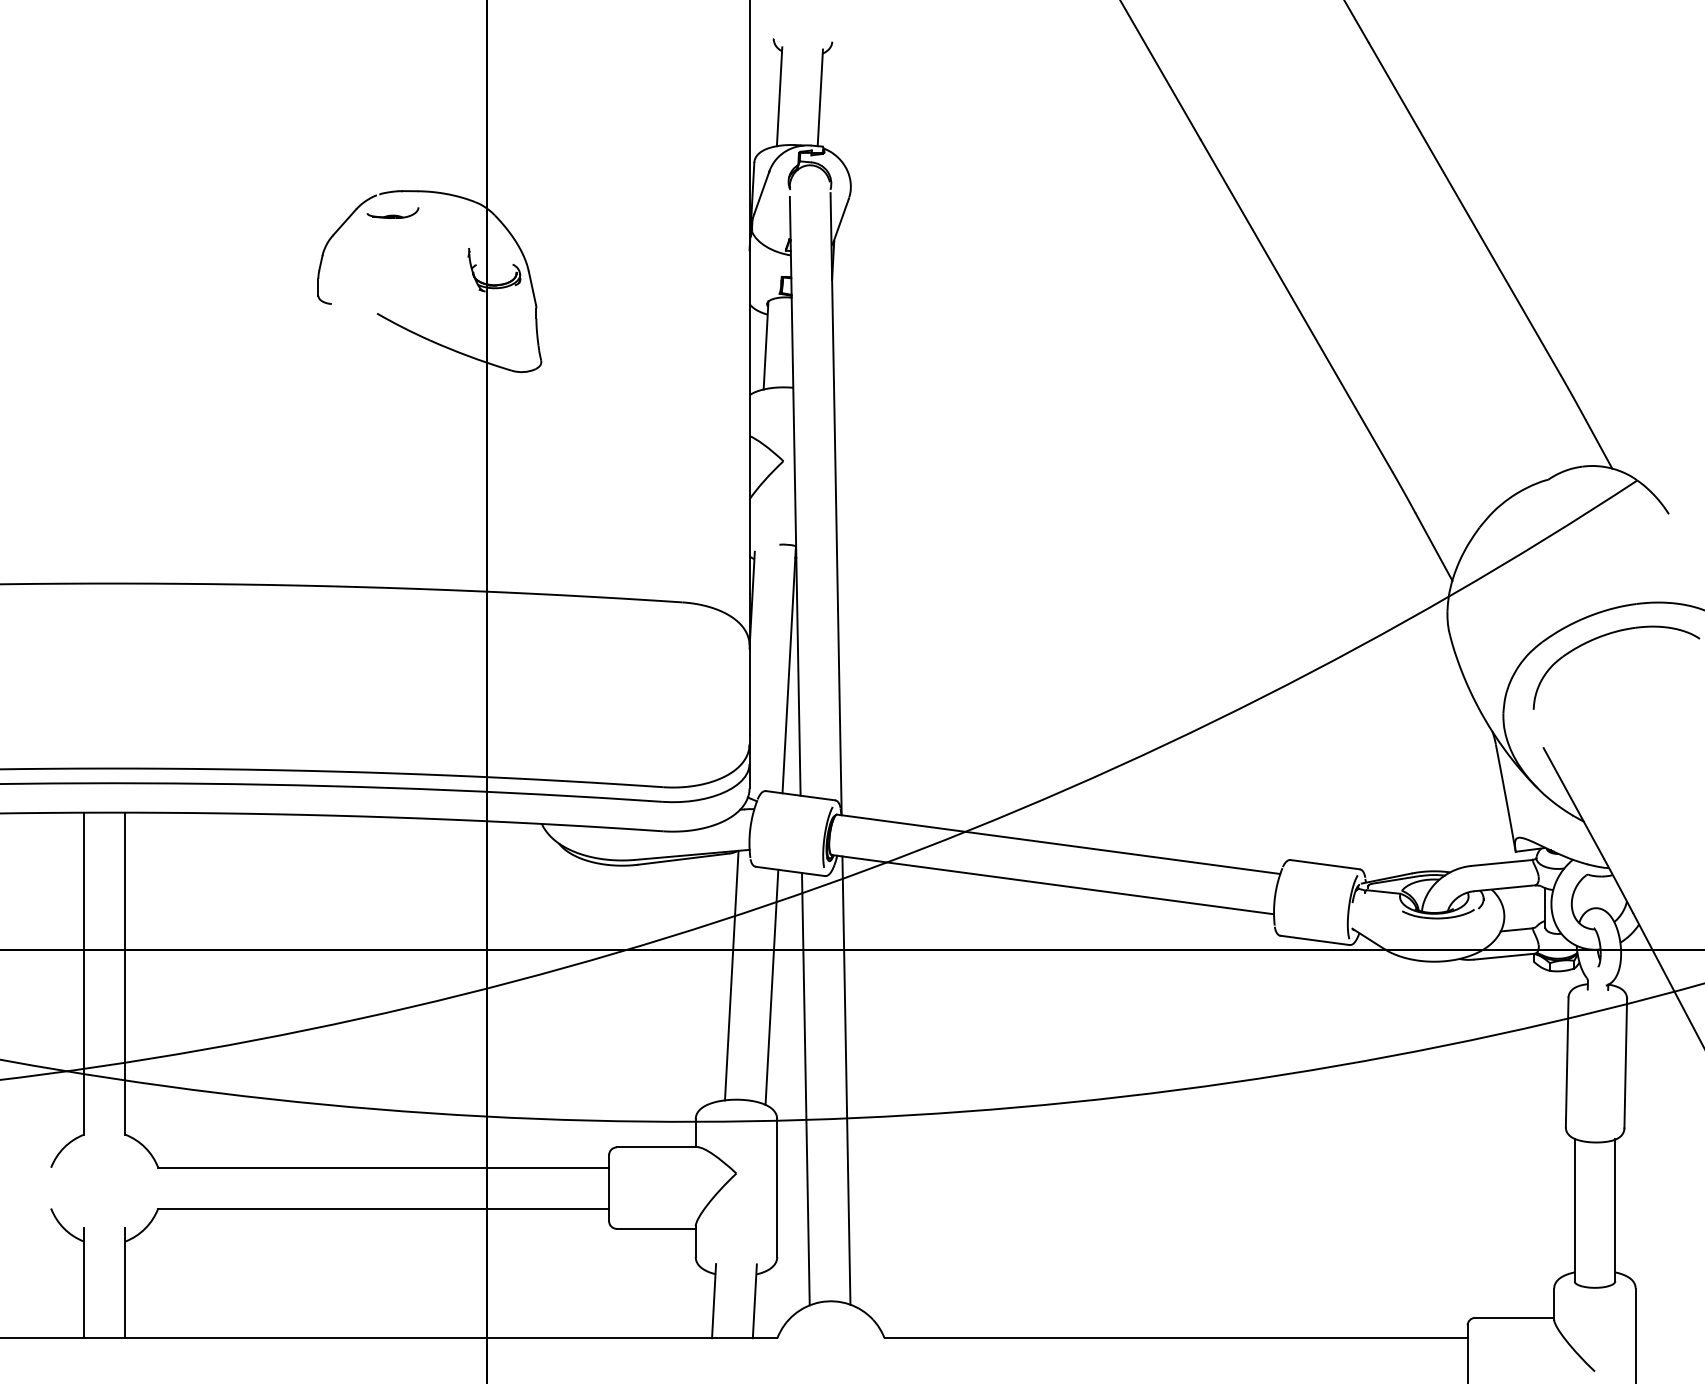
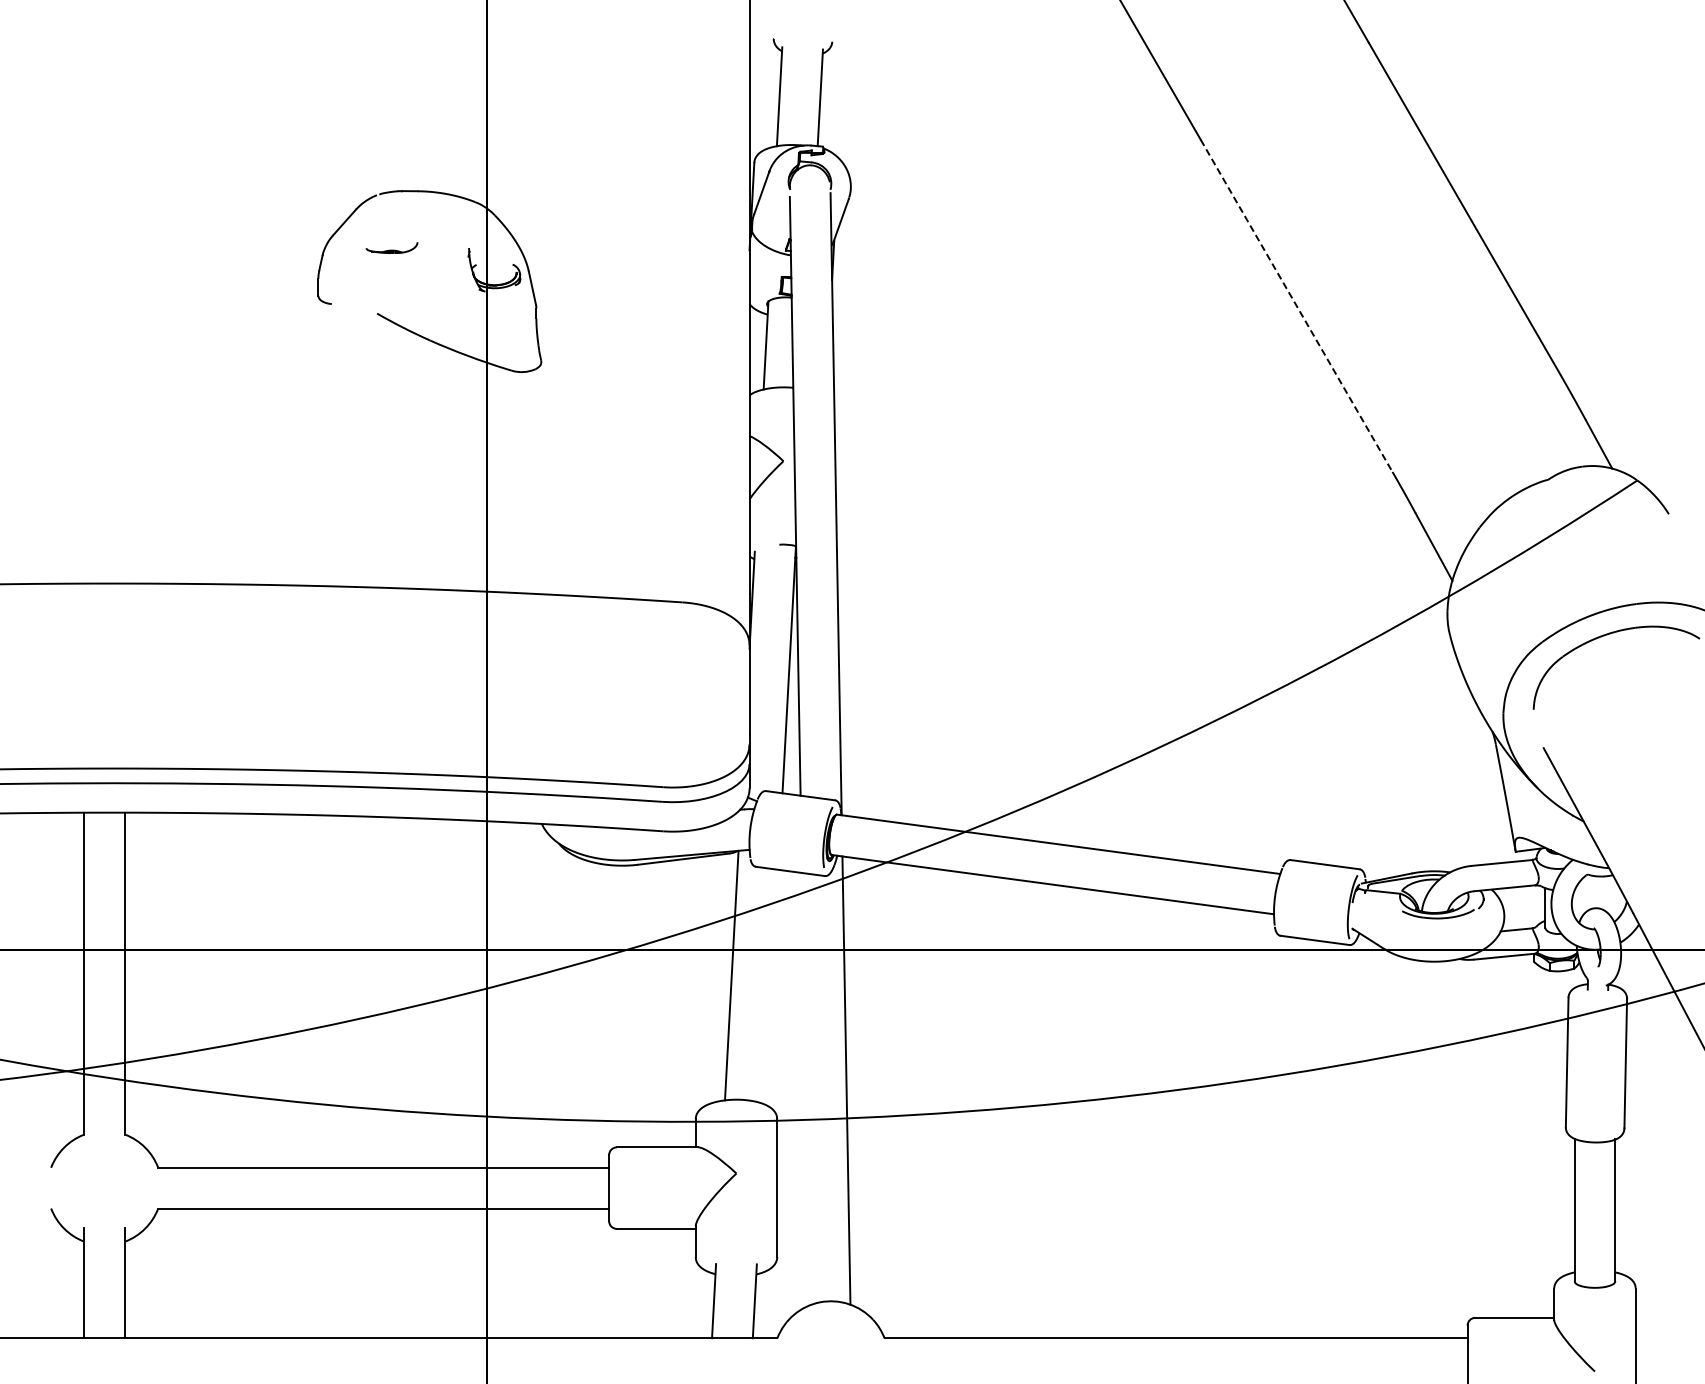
part position: (392, 212) -> (391, 247) (391, 247)
line: solid -> dashed (1296, 305)
line: present -> none (771, 986)
line: present -> none (805, 1088)
